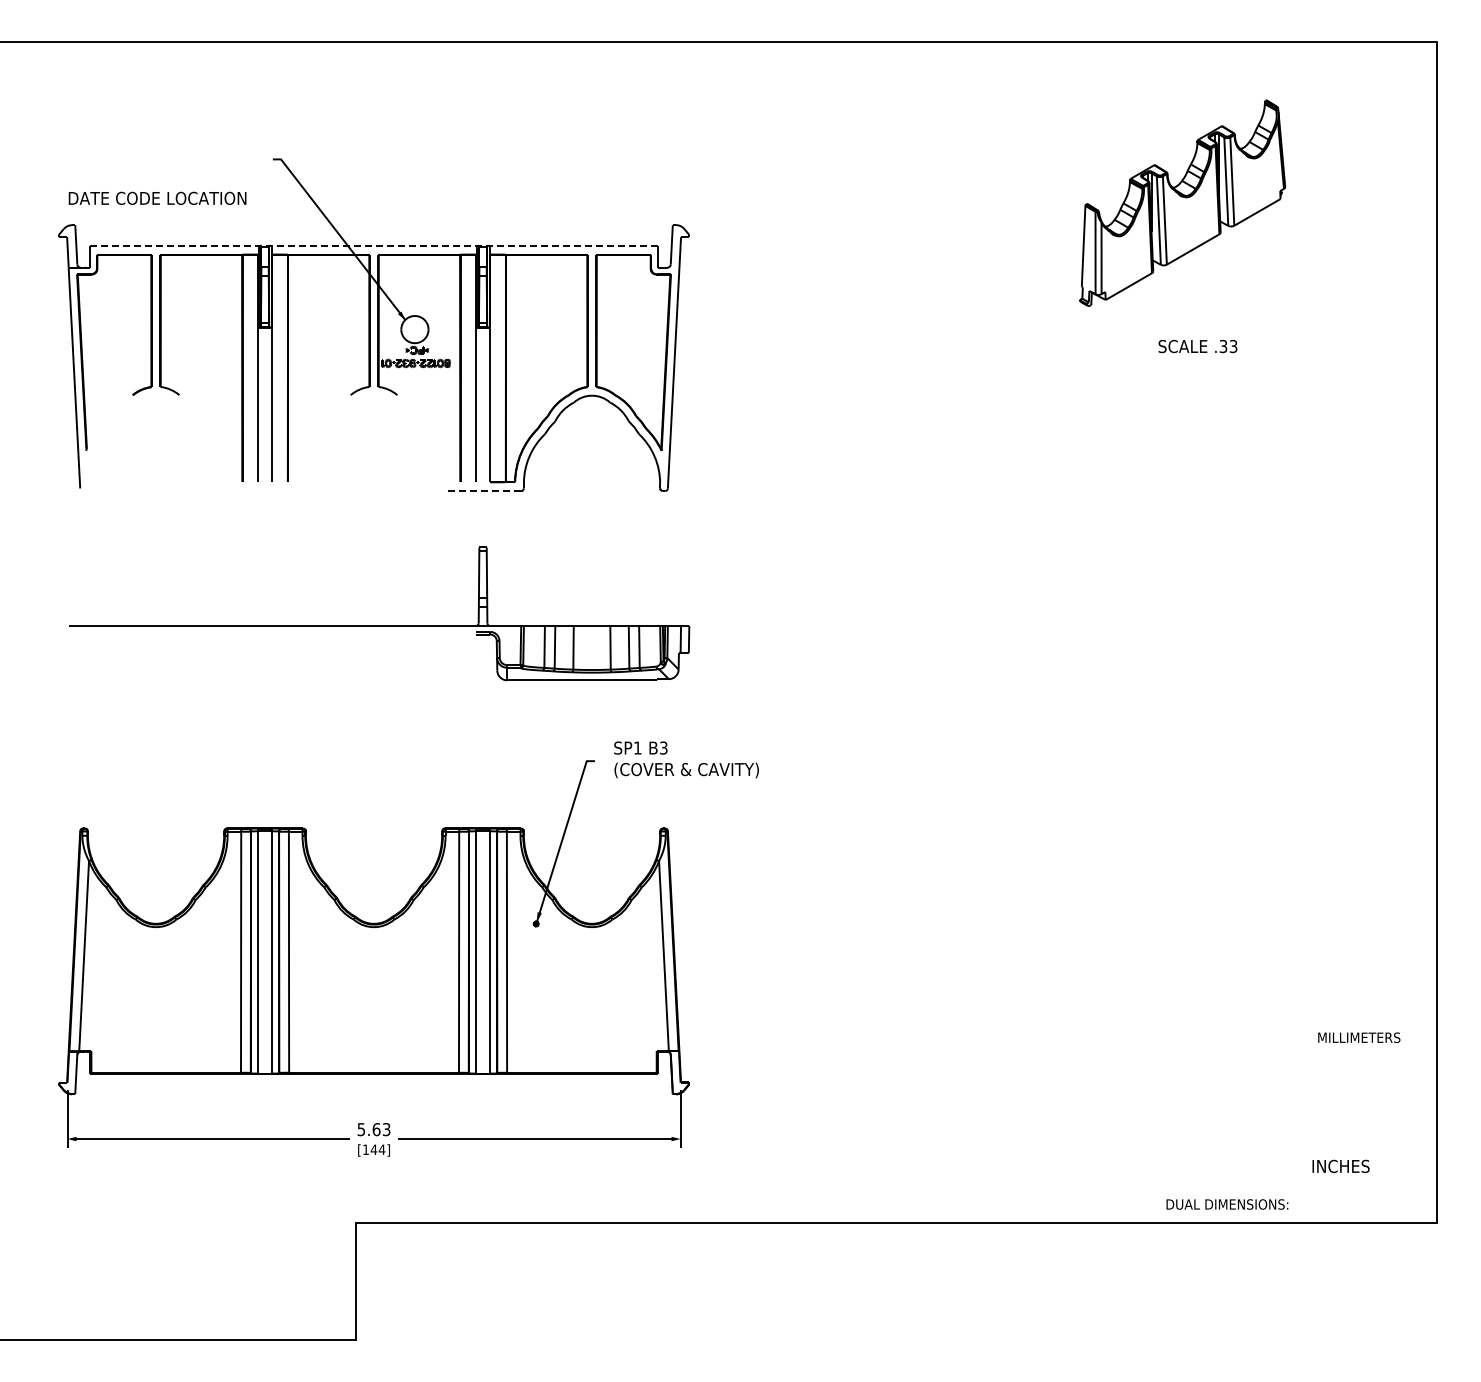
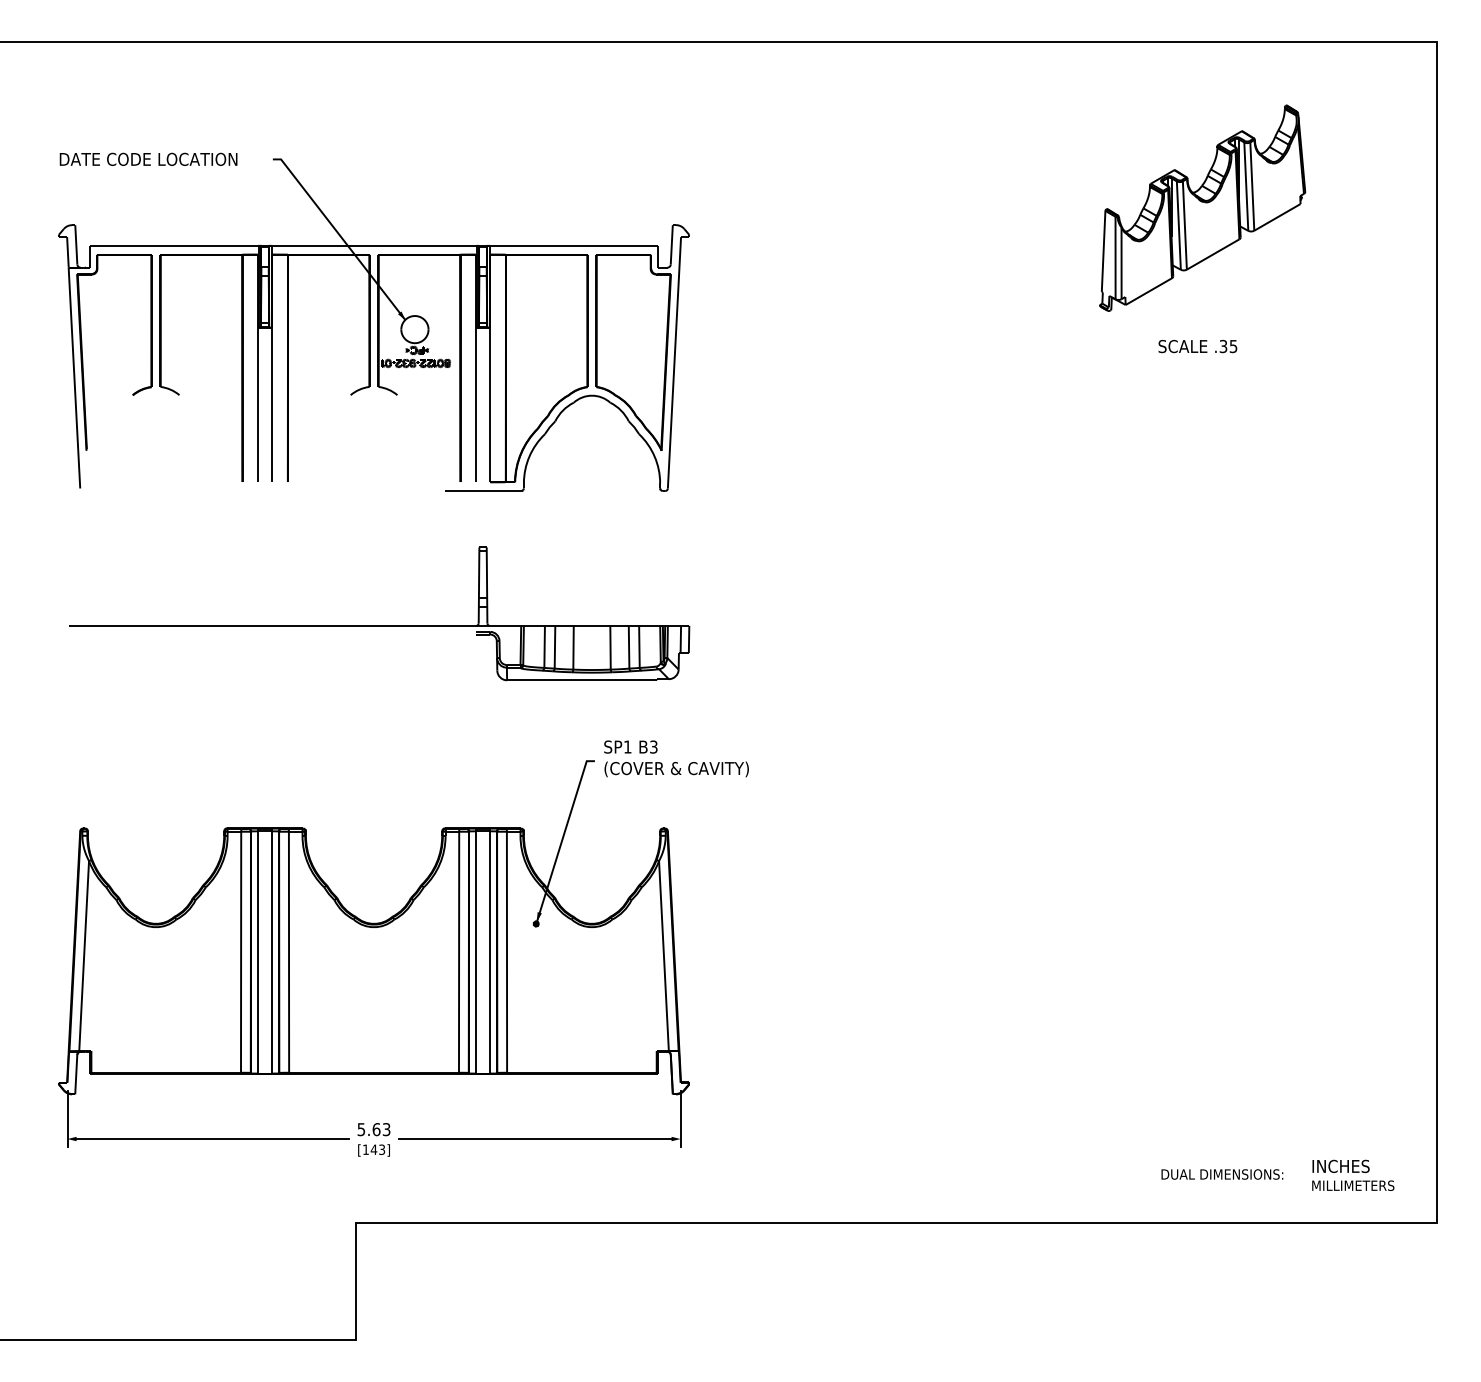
text position: (157, 197) -> (148, 158) (148, 158)
part position: (1182, 202) -> (1202, 207) (1202, 207)
line: dashed -> solid (374, 245)
text: .33 -> .35 (1233, 345)
line: dashed -> solid (482, 491)
text position: (686, 759) -> (676, 758) (676, 758)
text position: (1359, 1037) -> (1353, 1185) (1353, 1185)
text: [144] -> [143] (381, 1149)
text position: (1227, 1204) -> (1222, 1174) (1222, 1174)
